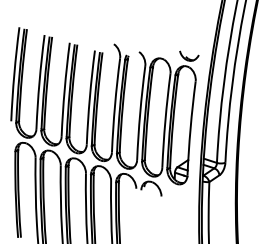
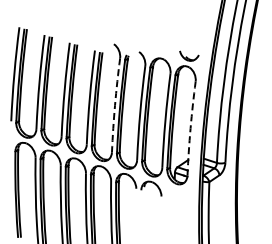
arc: solid -> dashed (115, 105)
arc: solid -> dashed (190, 128)
